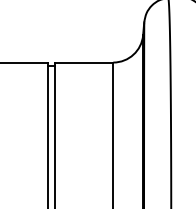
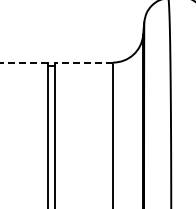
line: solid -> dashed (23, 62)
line: solid -> dashed (84, 62)
